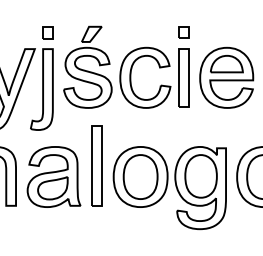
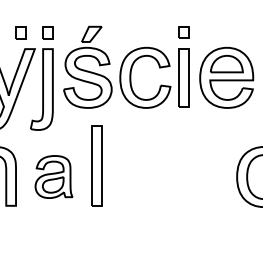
part: none -> present (20, 32)
part size: 56x62 px -> 40x44 px (53, 176)
part: present -> none (169, 188)
